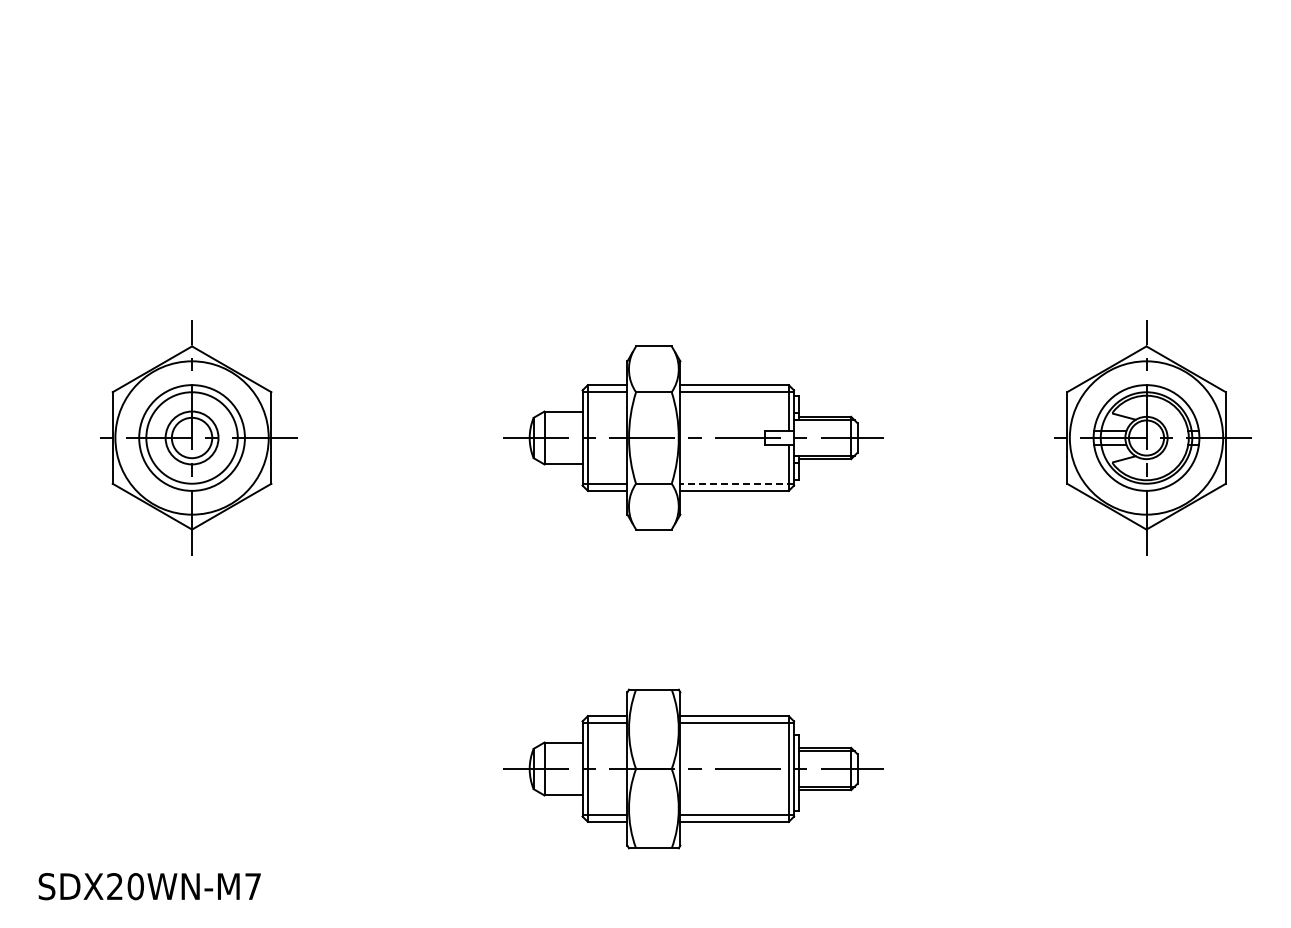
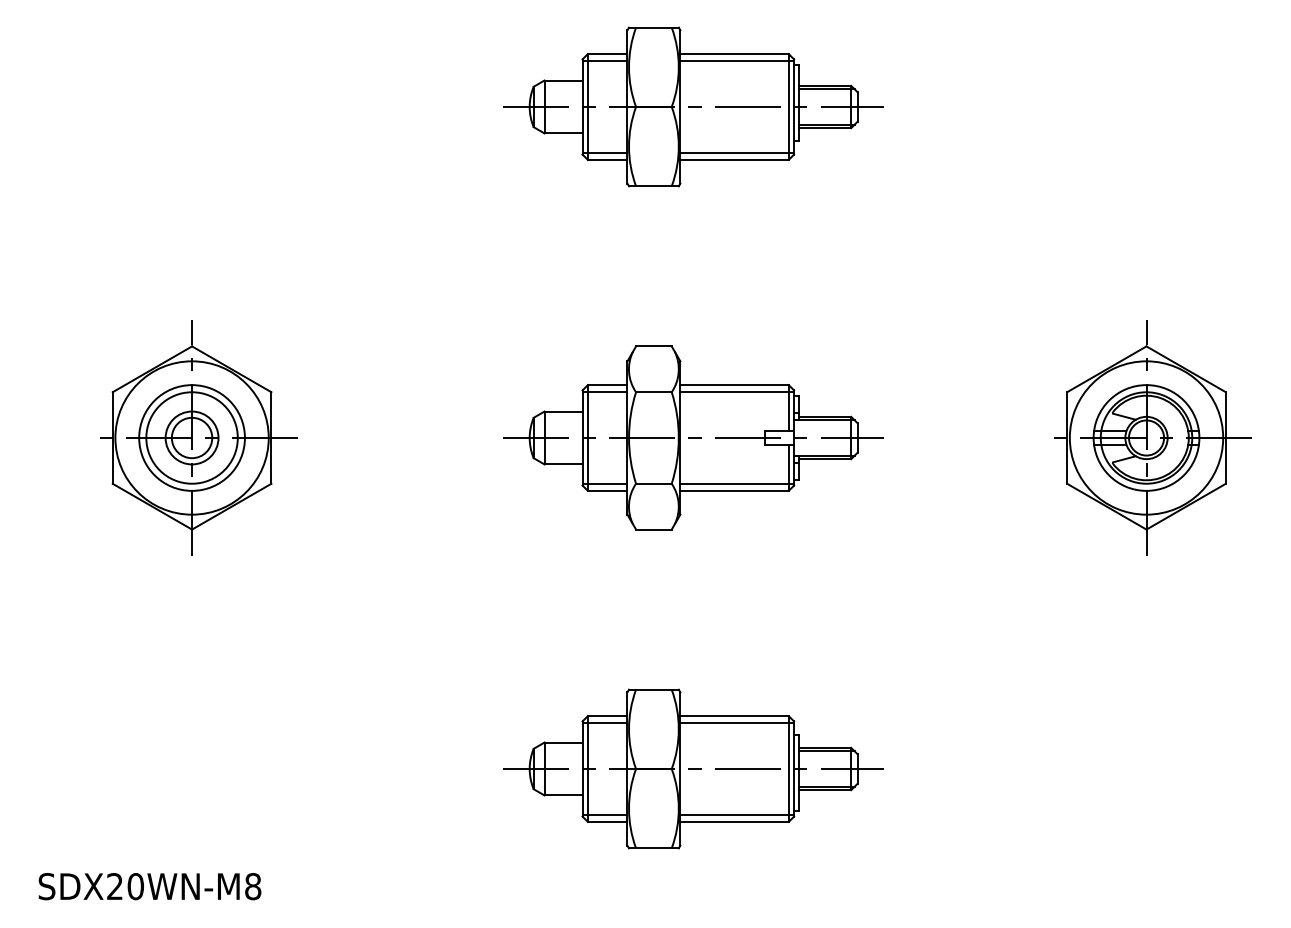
part: none -> present (693, 106)
line: dashed -> solid (737, 483)
text: SDX20WN-M7 -> SDX20WN-M8 (253, 886)
